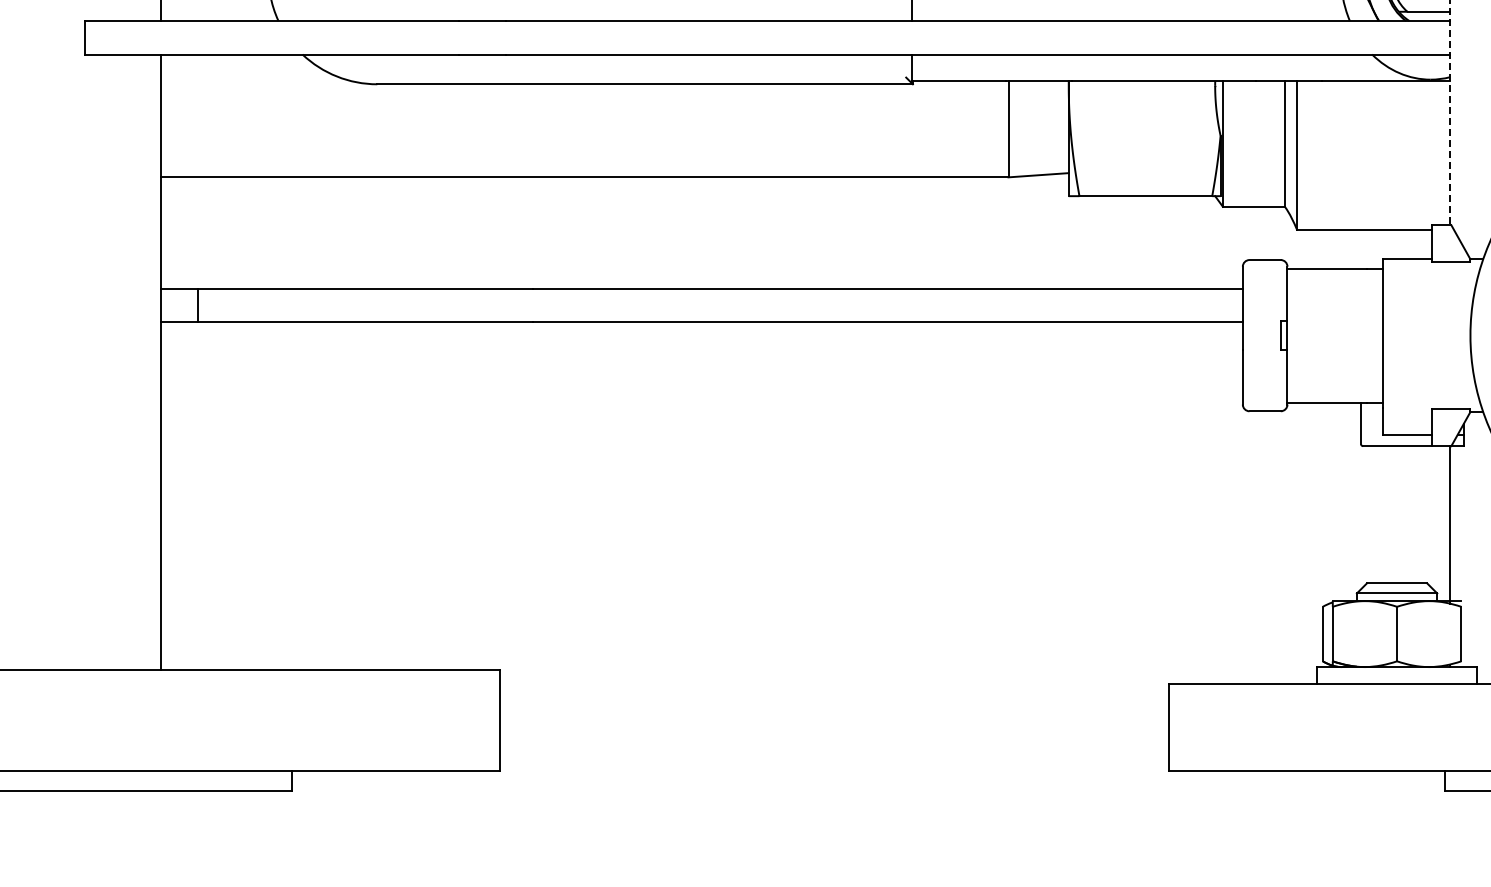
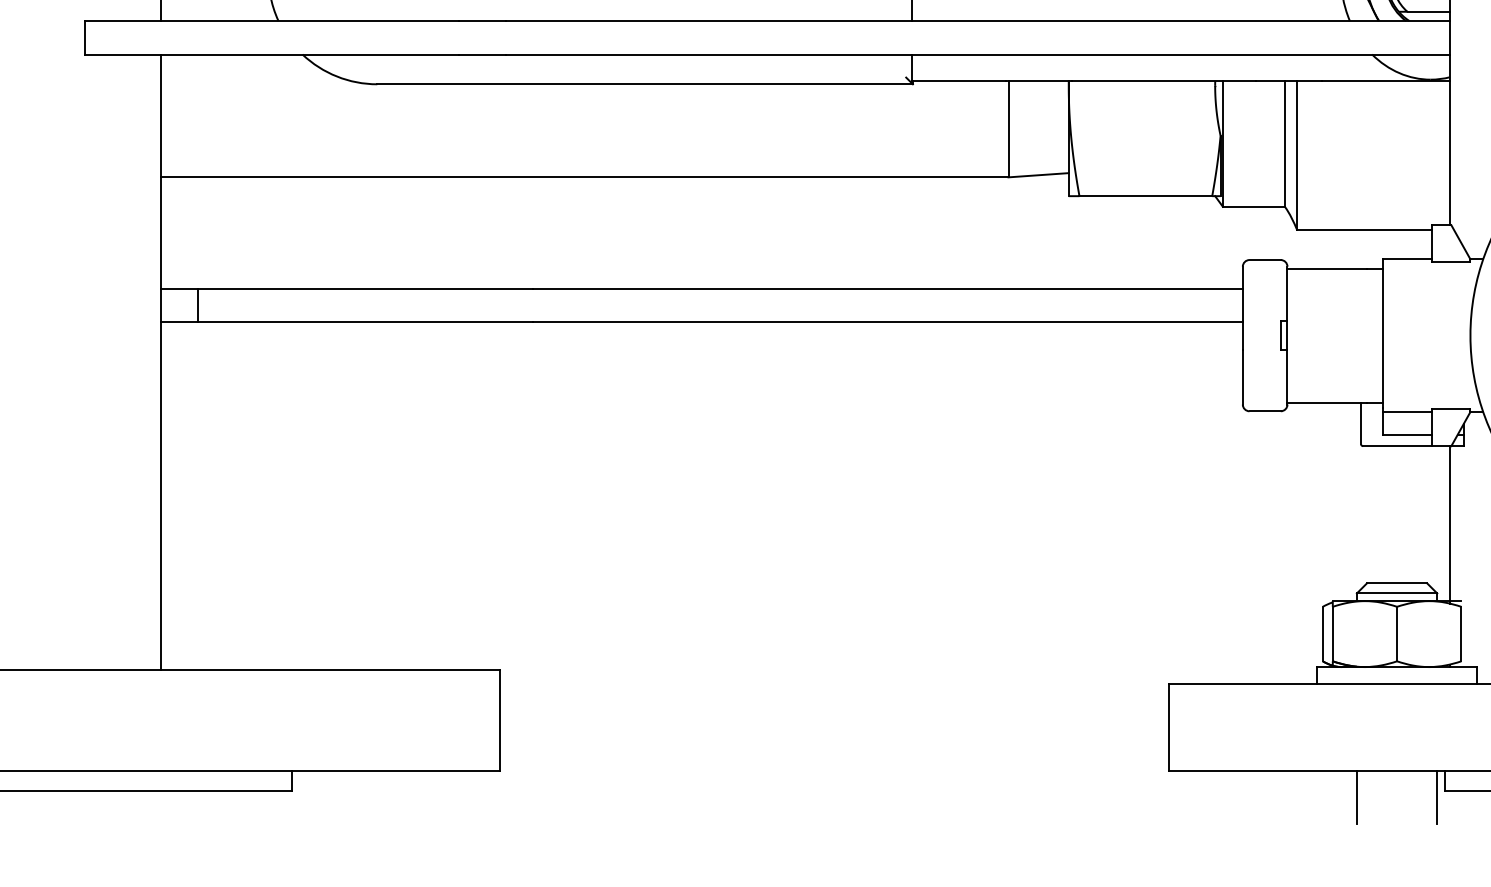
line: dashed -> solid (1450, 113)
line: none -> present (1407, 412)
line: none -> present (1356, 797)
line: none -> present (1437, 797)
